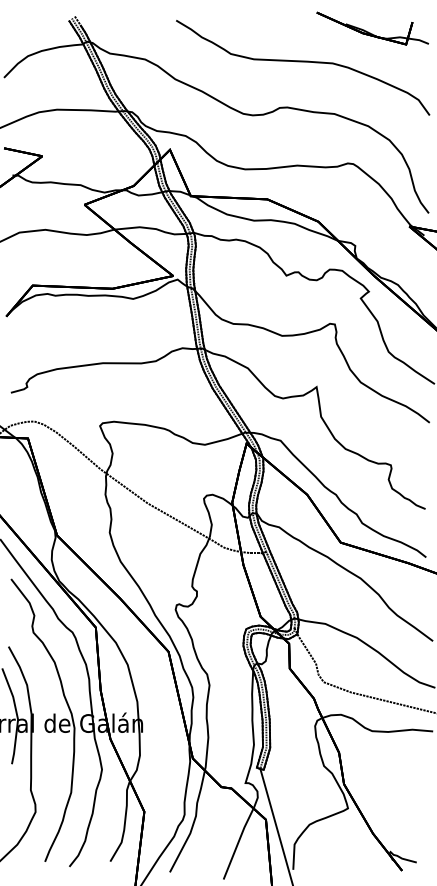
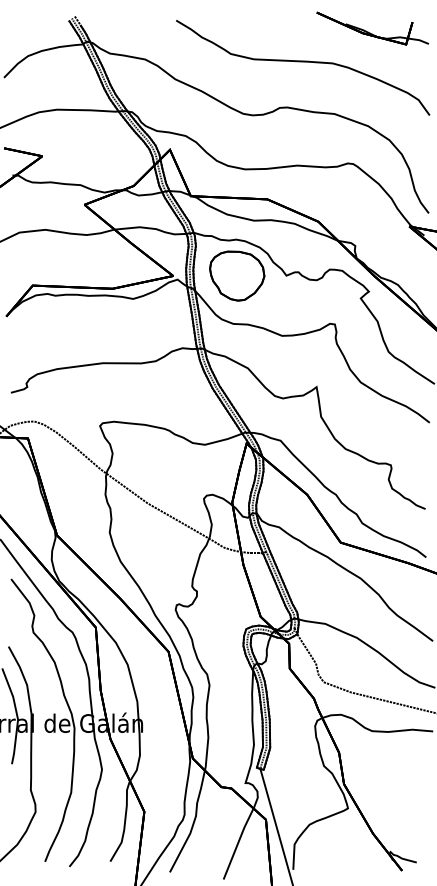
part: none -> present (237, 275)
